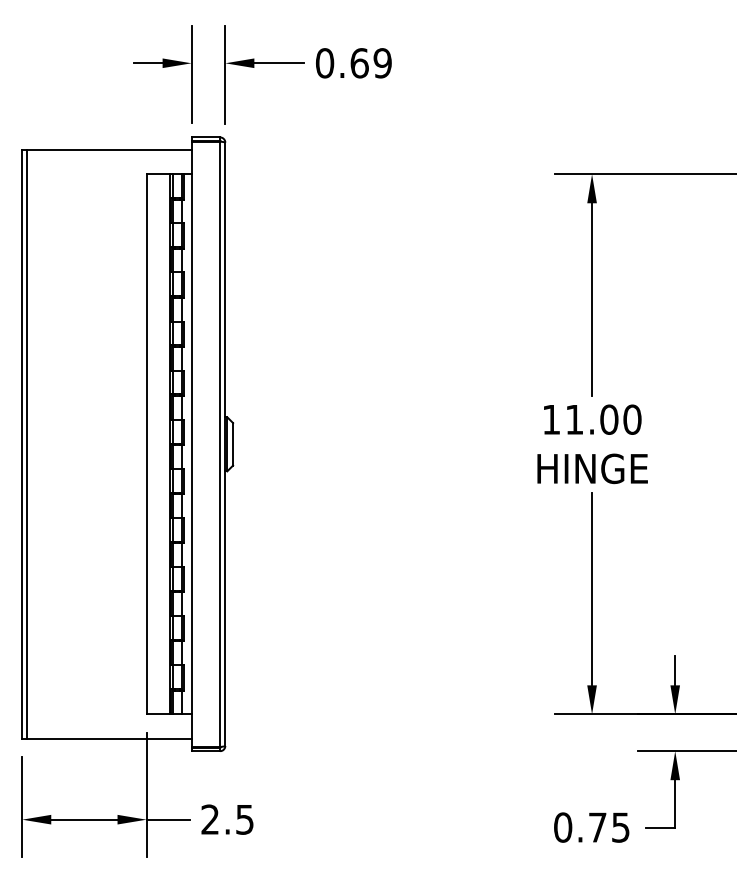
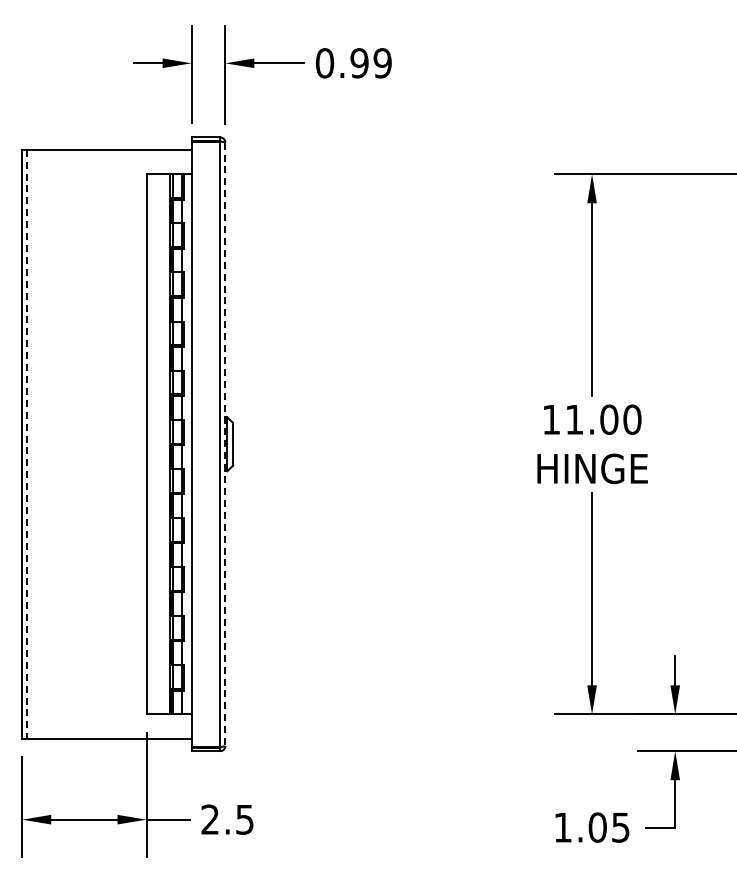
text: 0.69 -> 0.99 (359, 63)
line: solid -> dashed (27, 444)
line: solid -> dashed (225, 444)
text: 0.75 -> 1.05 (580, 827)
